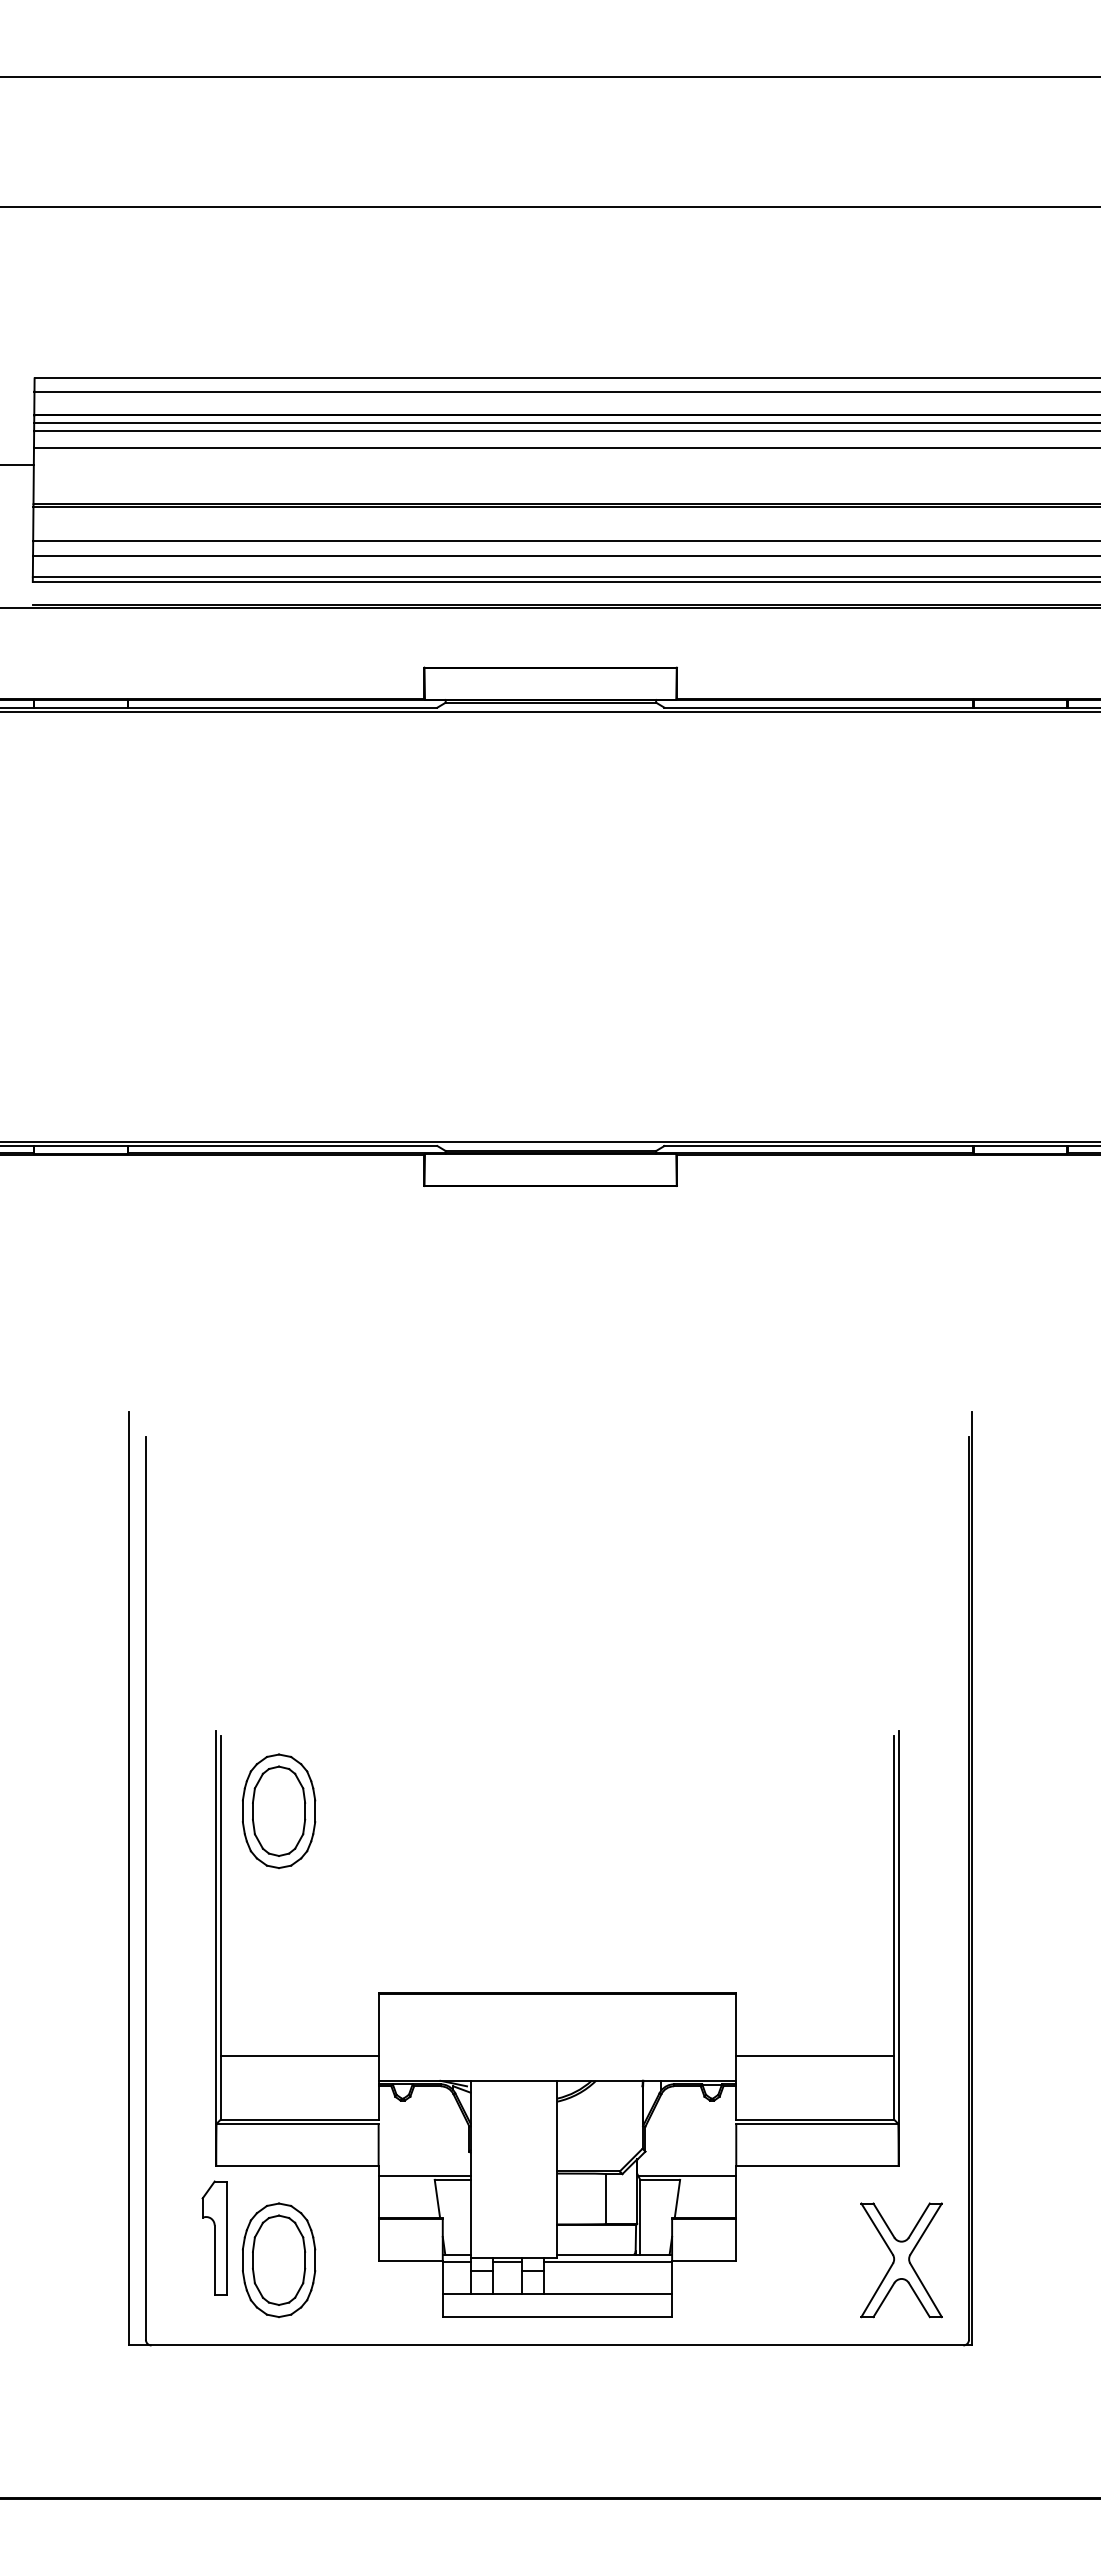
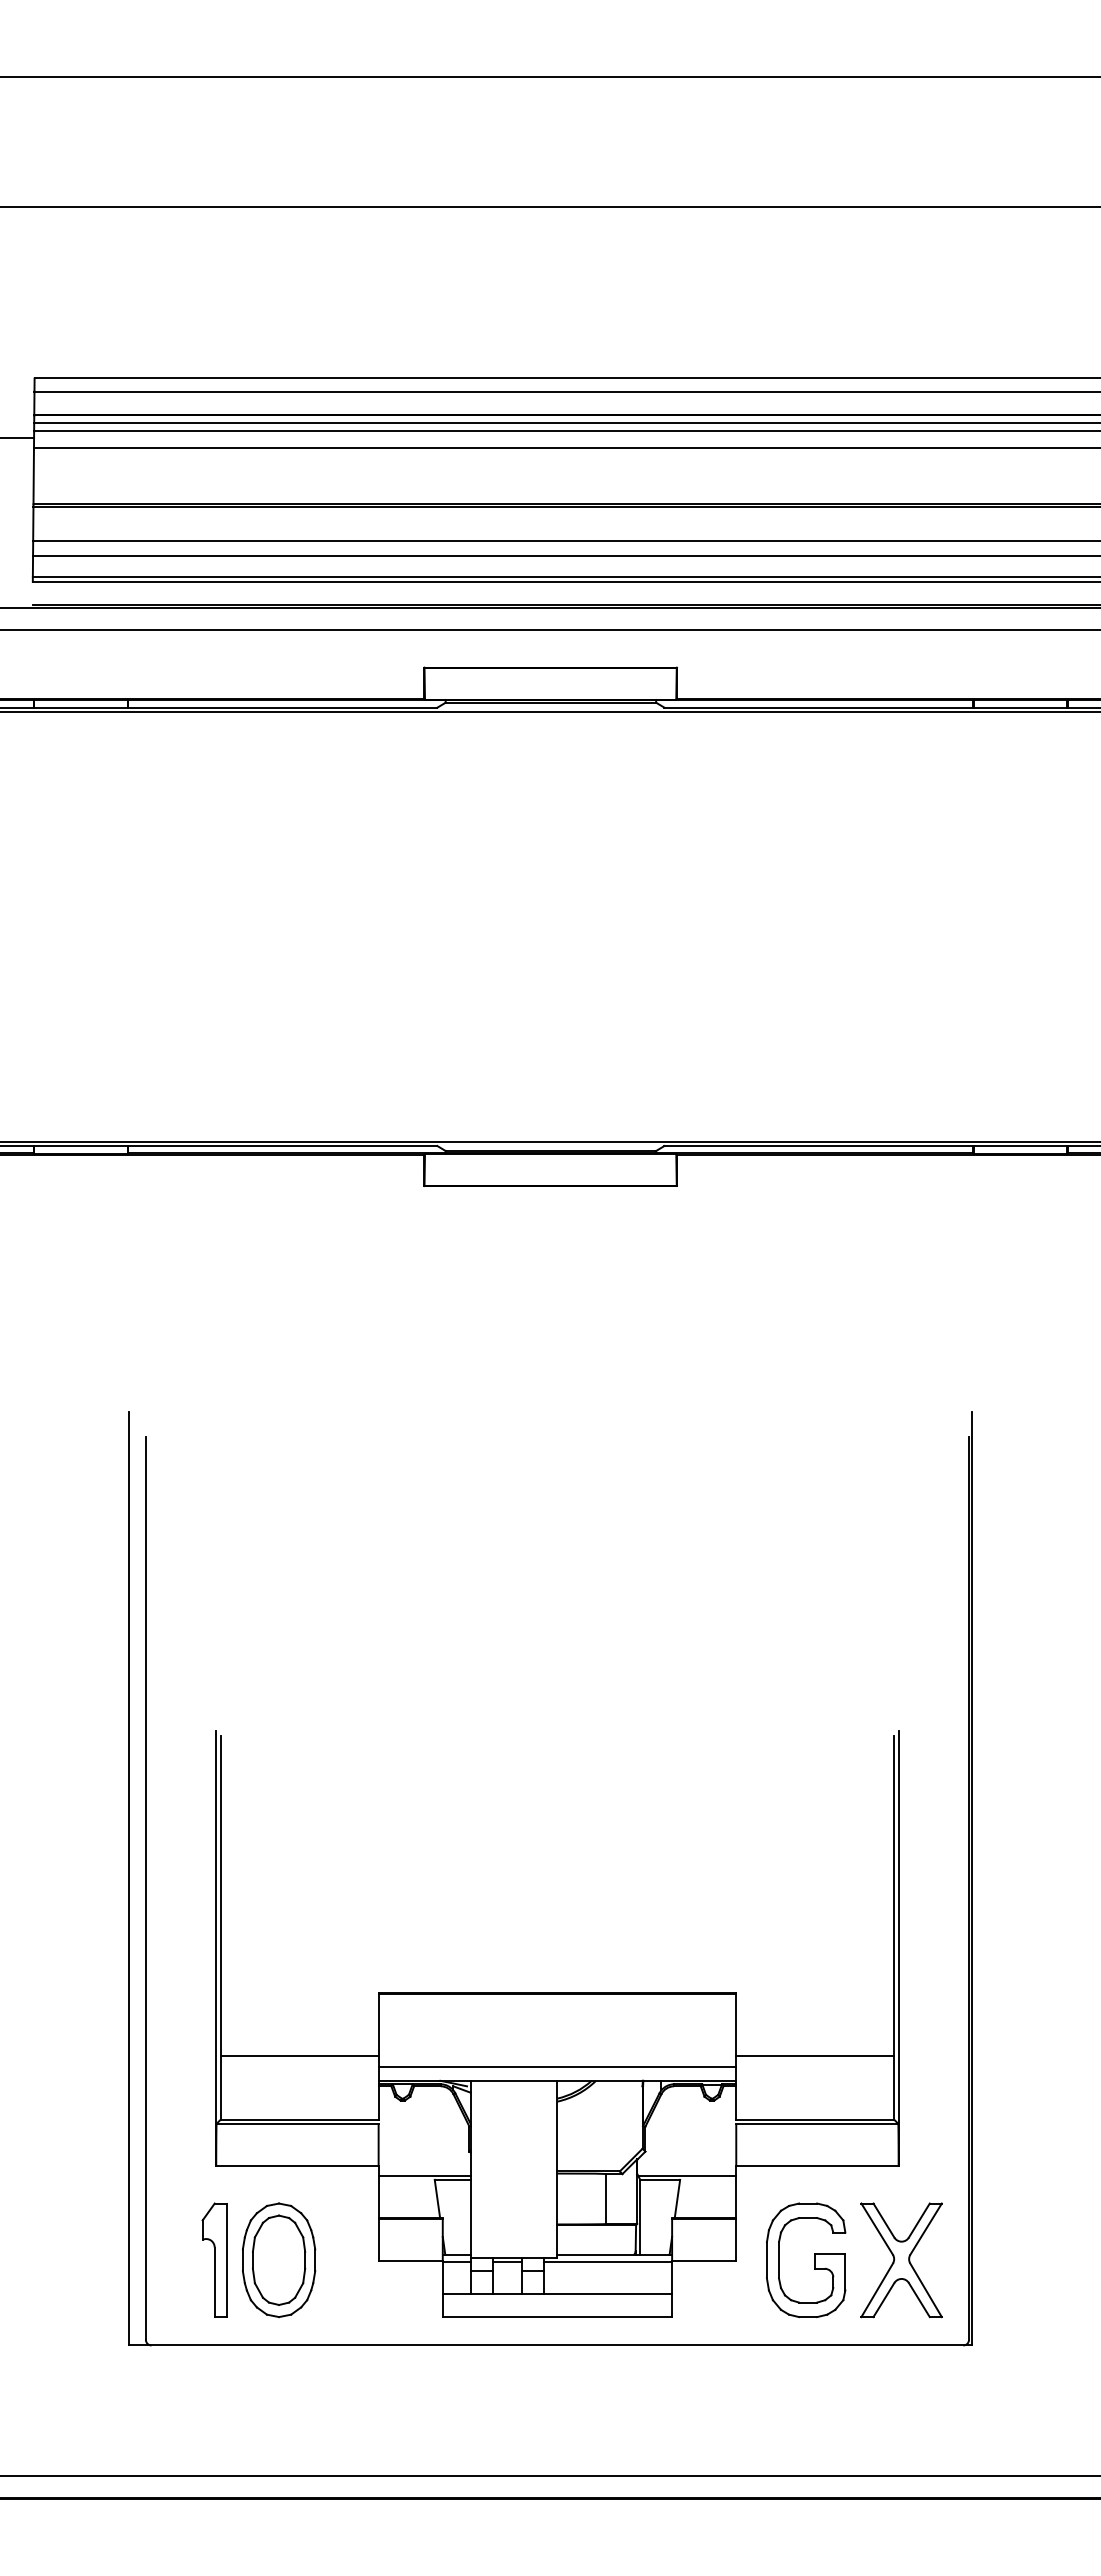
line position: (18, 464) -> (18, 437) (18, 437)
line: none -> present (549, 630)
part: present -> none (279, 1811)
line: none -> present (557, 2067)
part position: (214, 2237) -> (214, 2259) (214, 2259)
part: none -> present (814, 2260)
line: none -> present (549, 2475)
